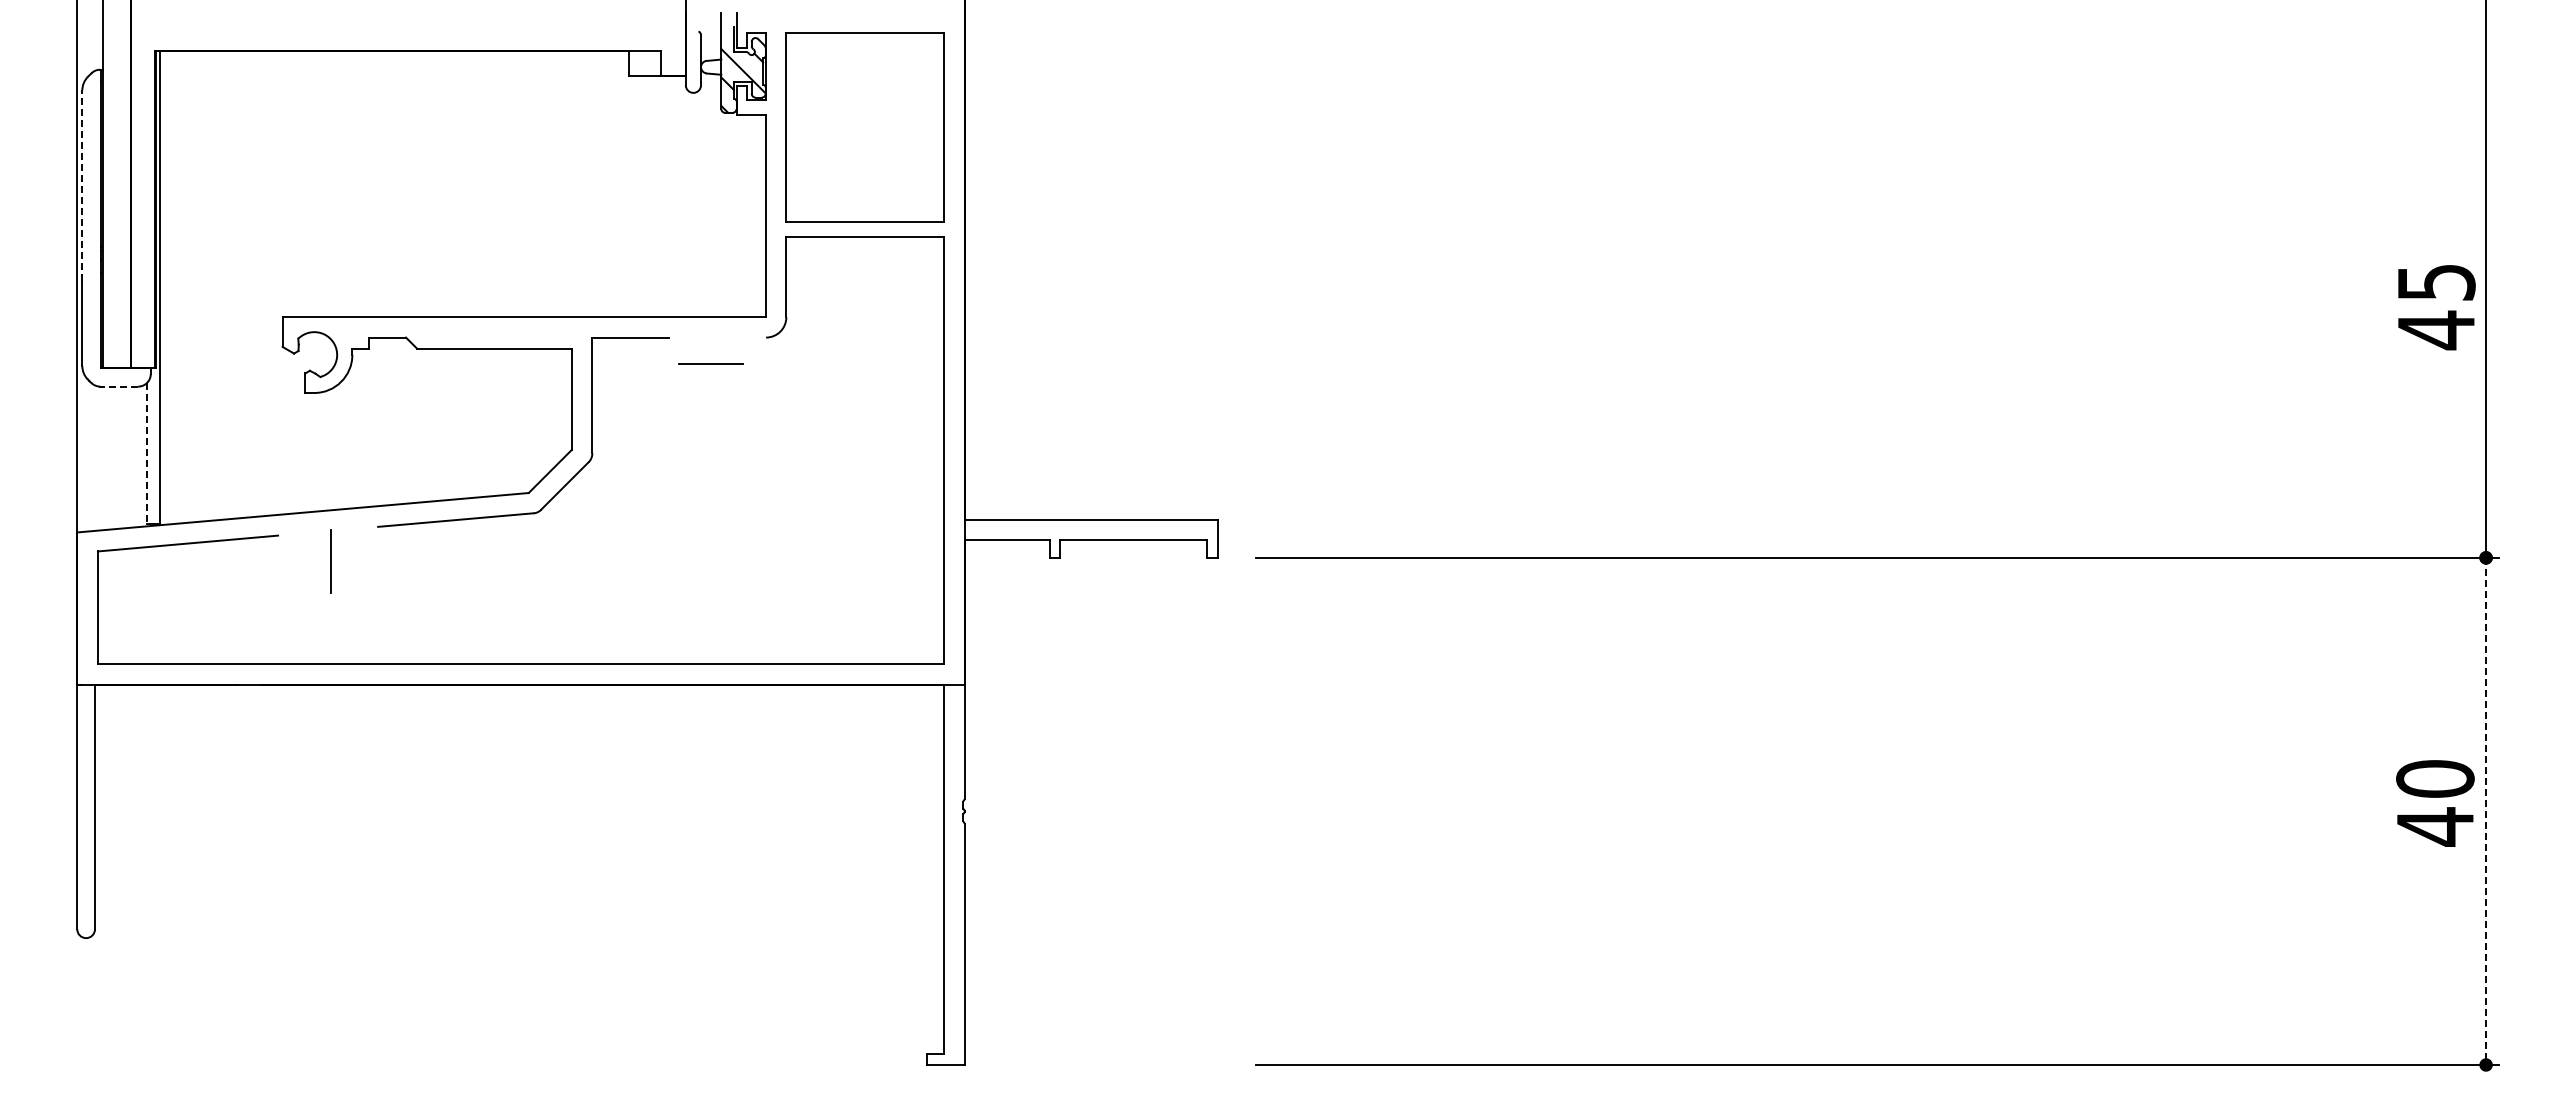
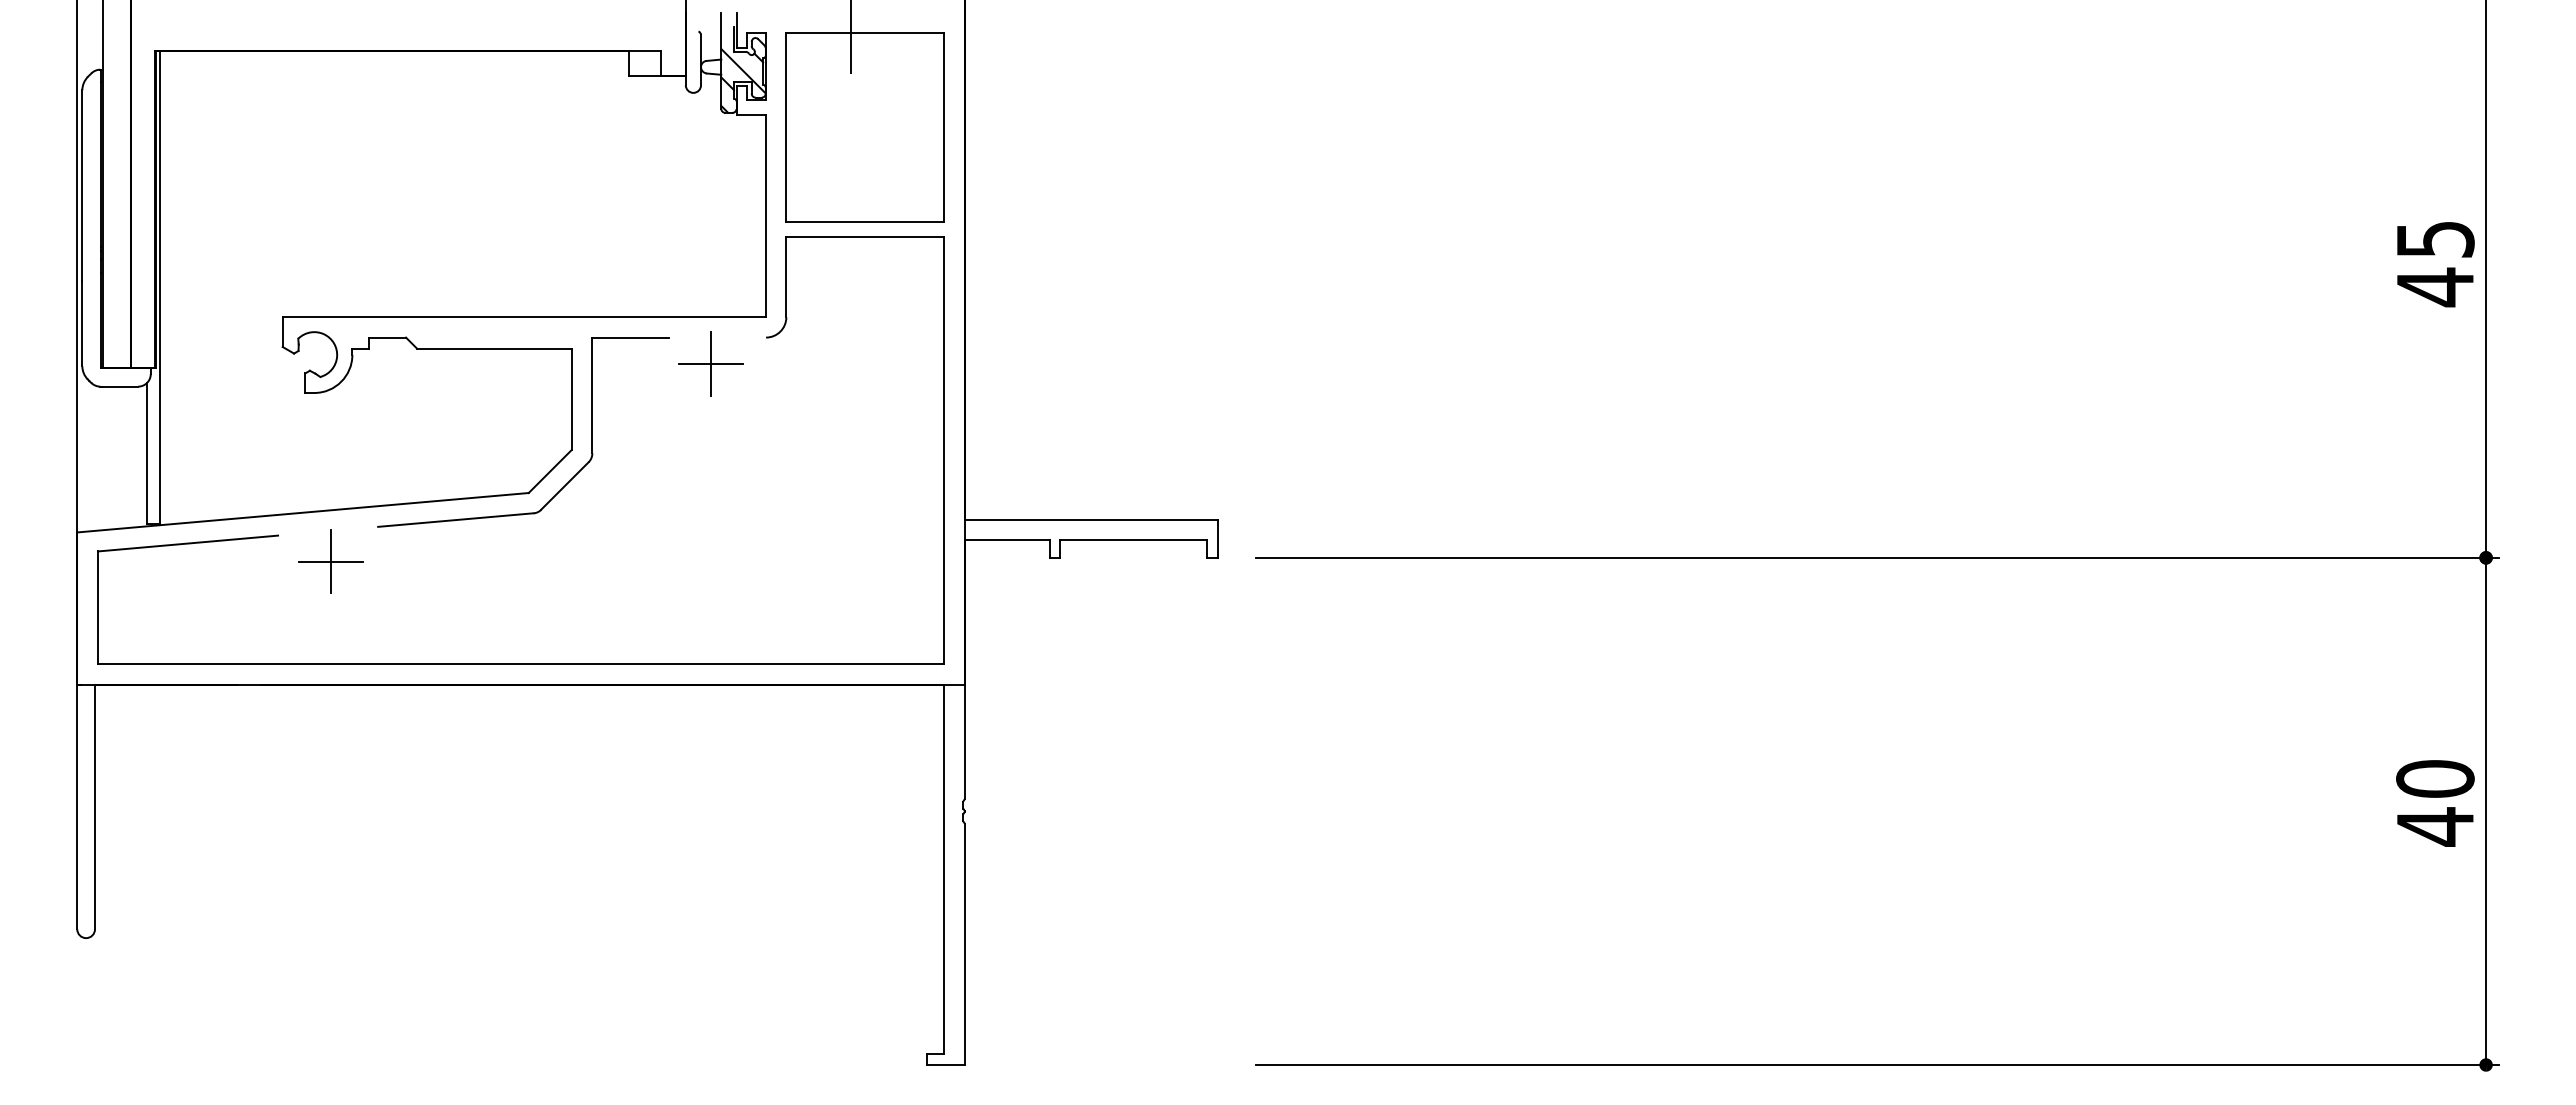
line: none -> present (850, 37)
line: dashed -> solid (82, 184)
text position: (2436, 307) -> (2435, 264) (2435, 264)
line: none -> present (711, 363)
line: dashed -> solid (119, 386)
line: dashed -> solid (147, 453)
line: none -> present (330, 561)
line: dashed -> solid (2486, 811)
